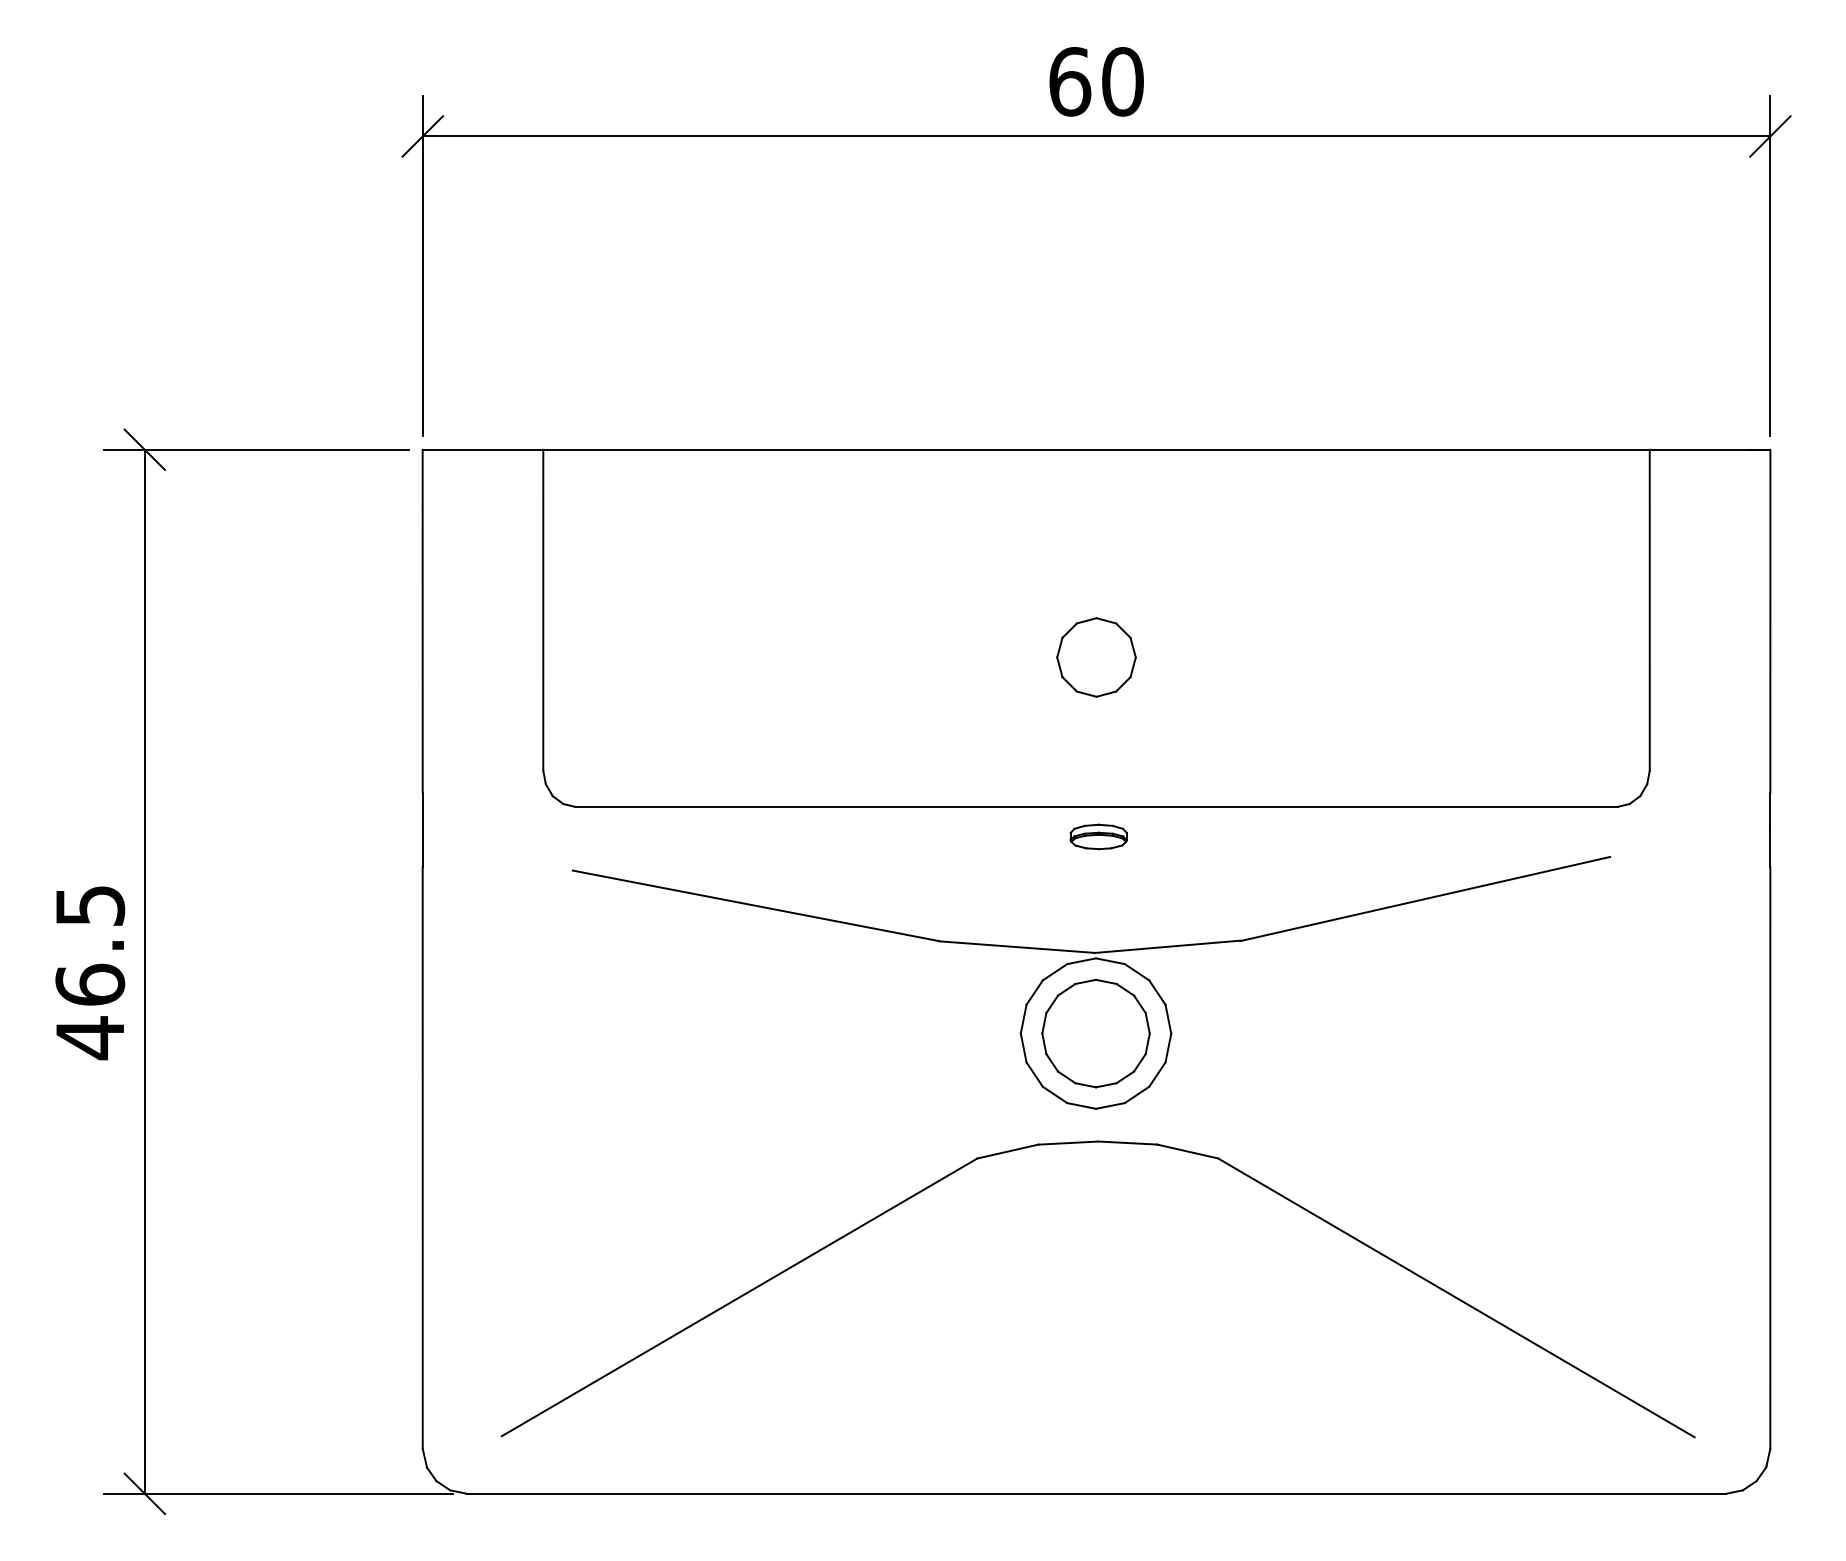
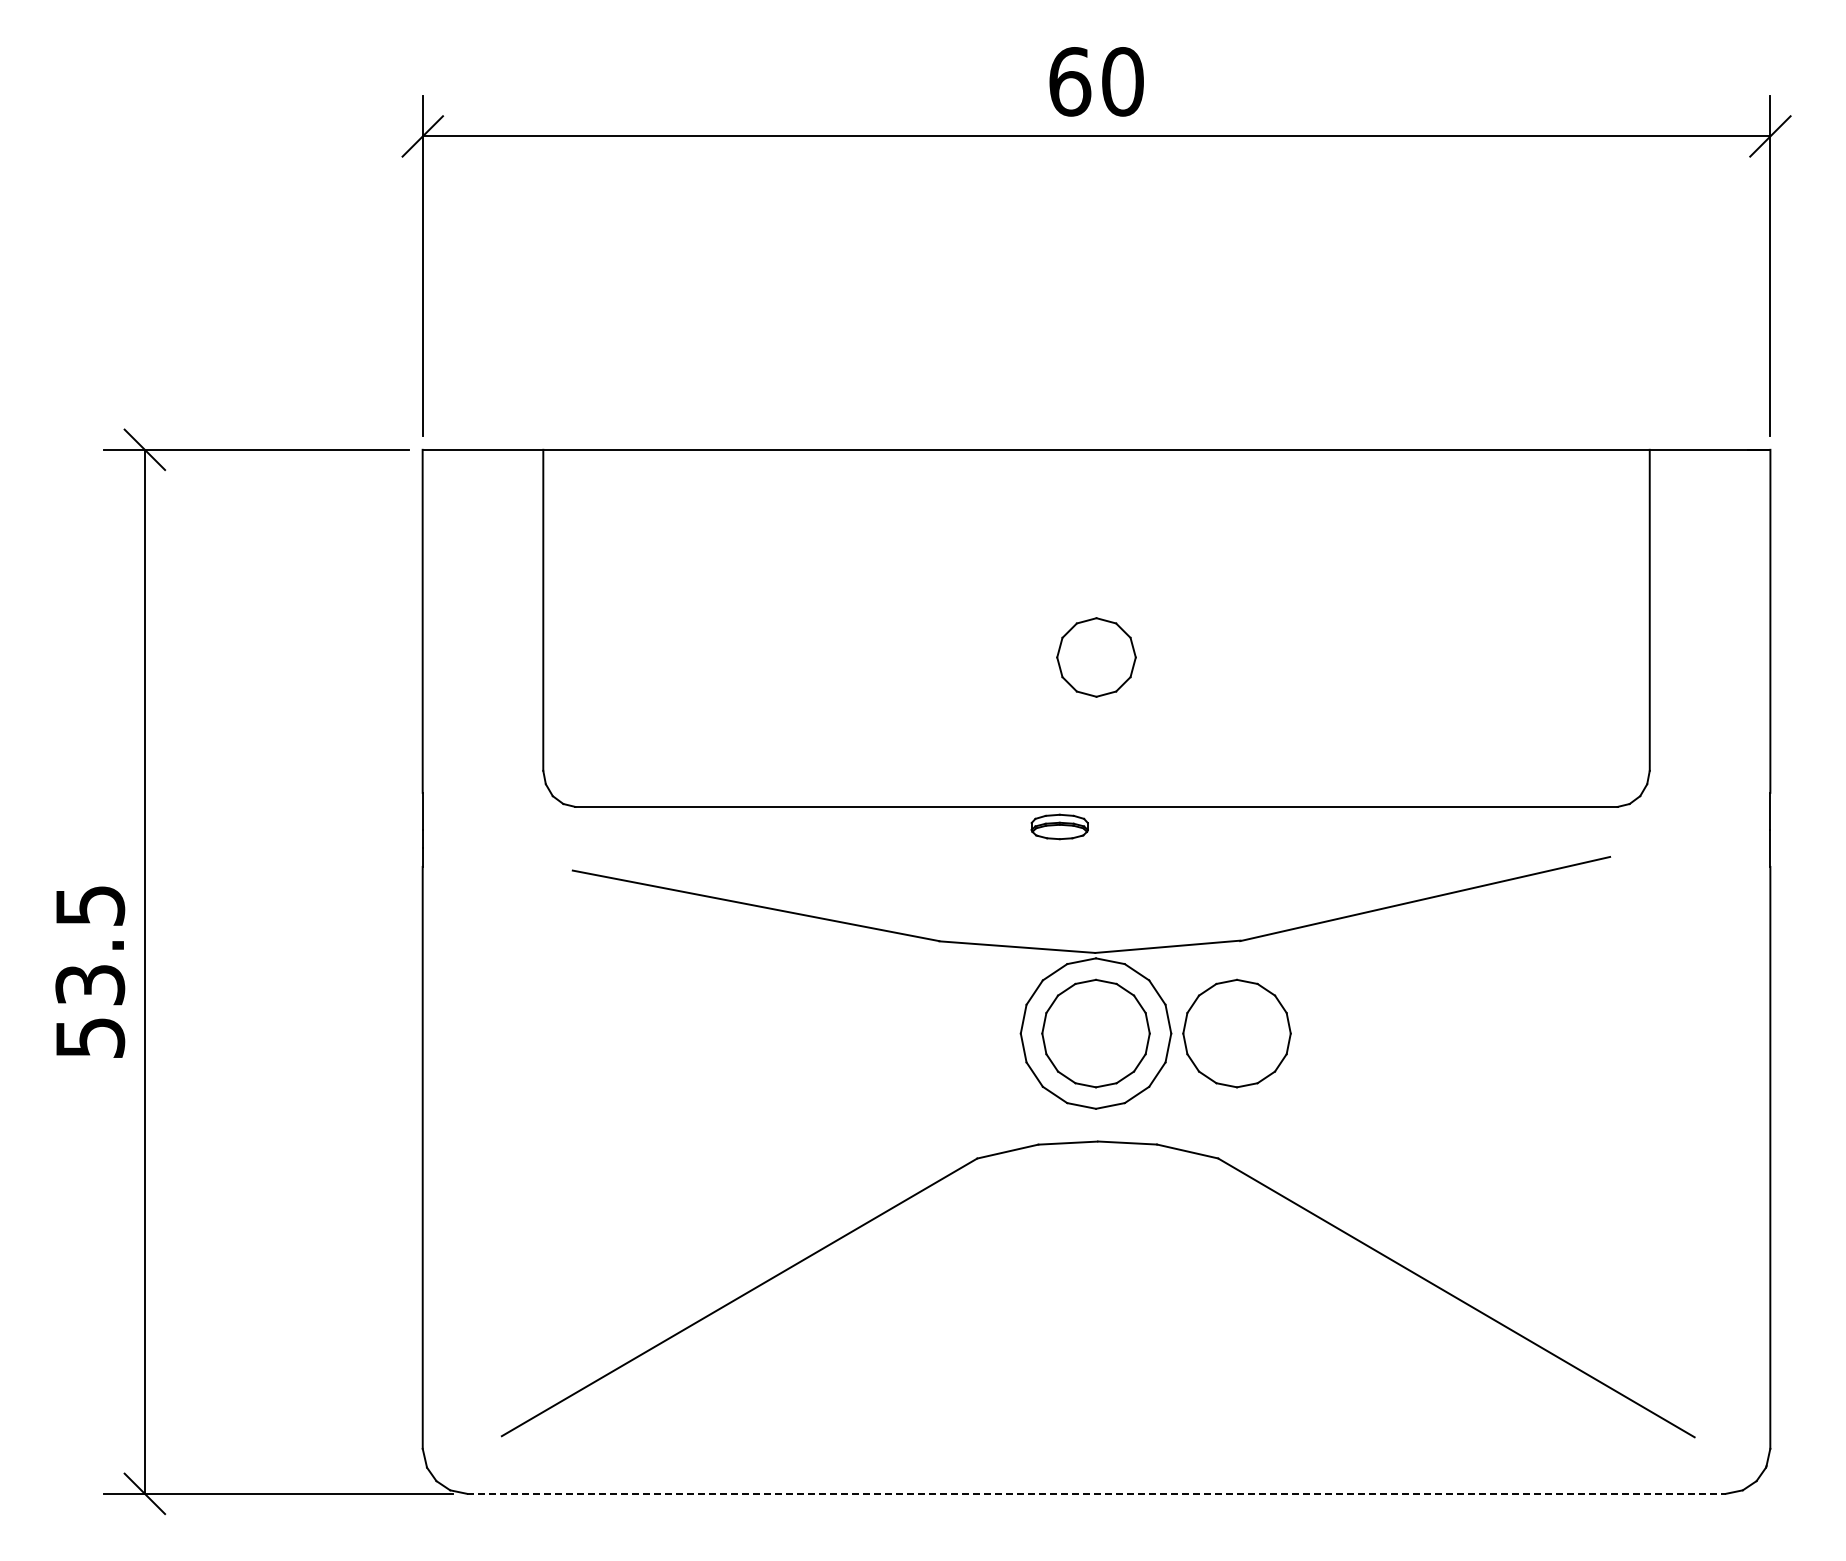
part position: (1098, 836) -> (1059, 826) (1059, 826)
text: 46.5 -> 53.5 (90, 1011)
part: none -> present (1236, 1033)
line: solid -> dashed (1097, 1493)
